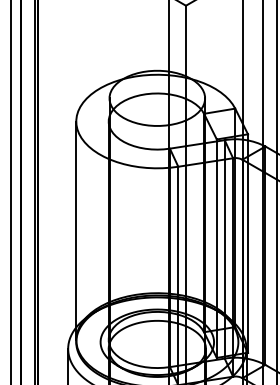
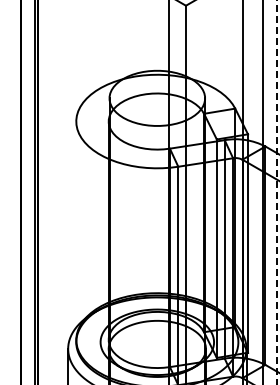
line: present -> none (10, 191)
line: solid -> dashed (277, 192)
line: present -> none (76, 230)
